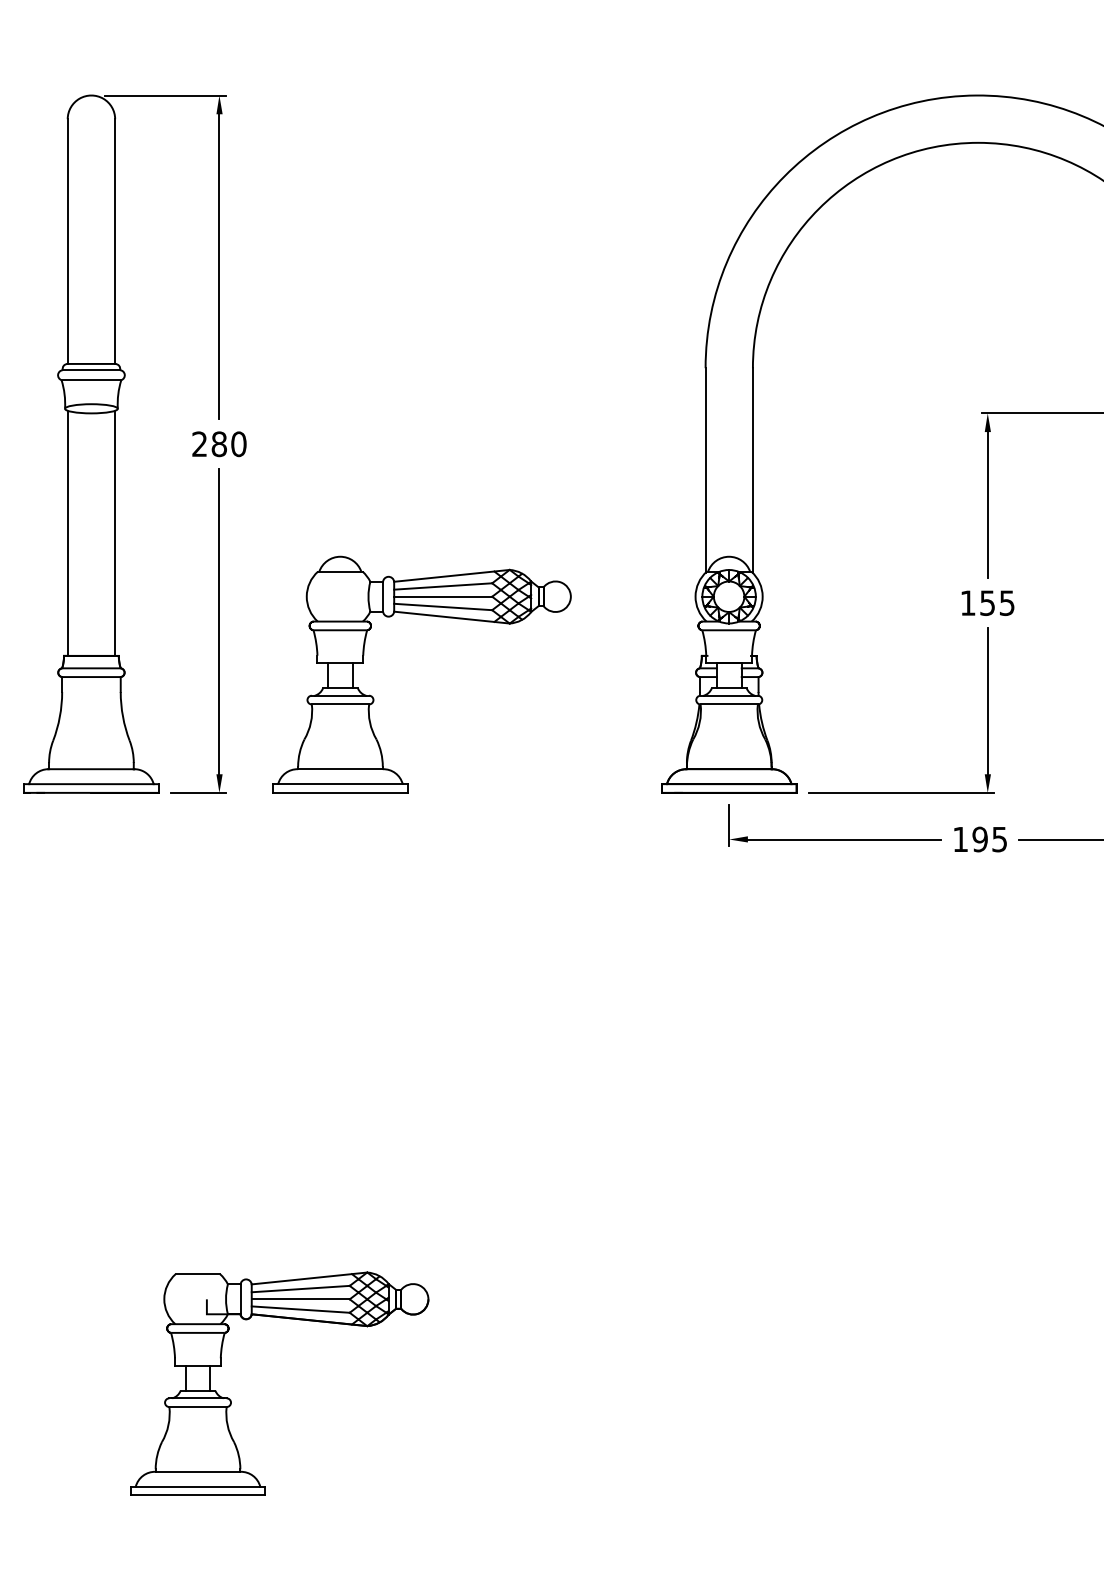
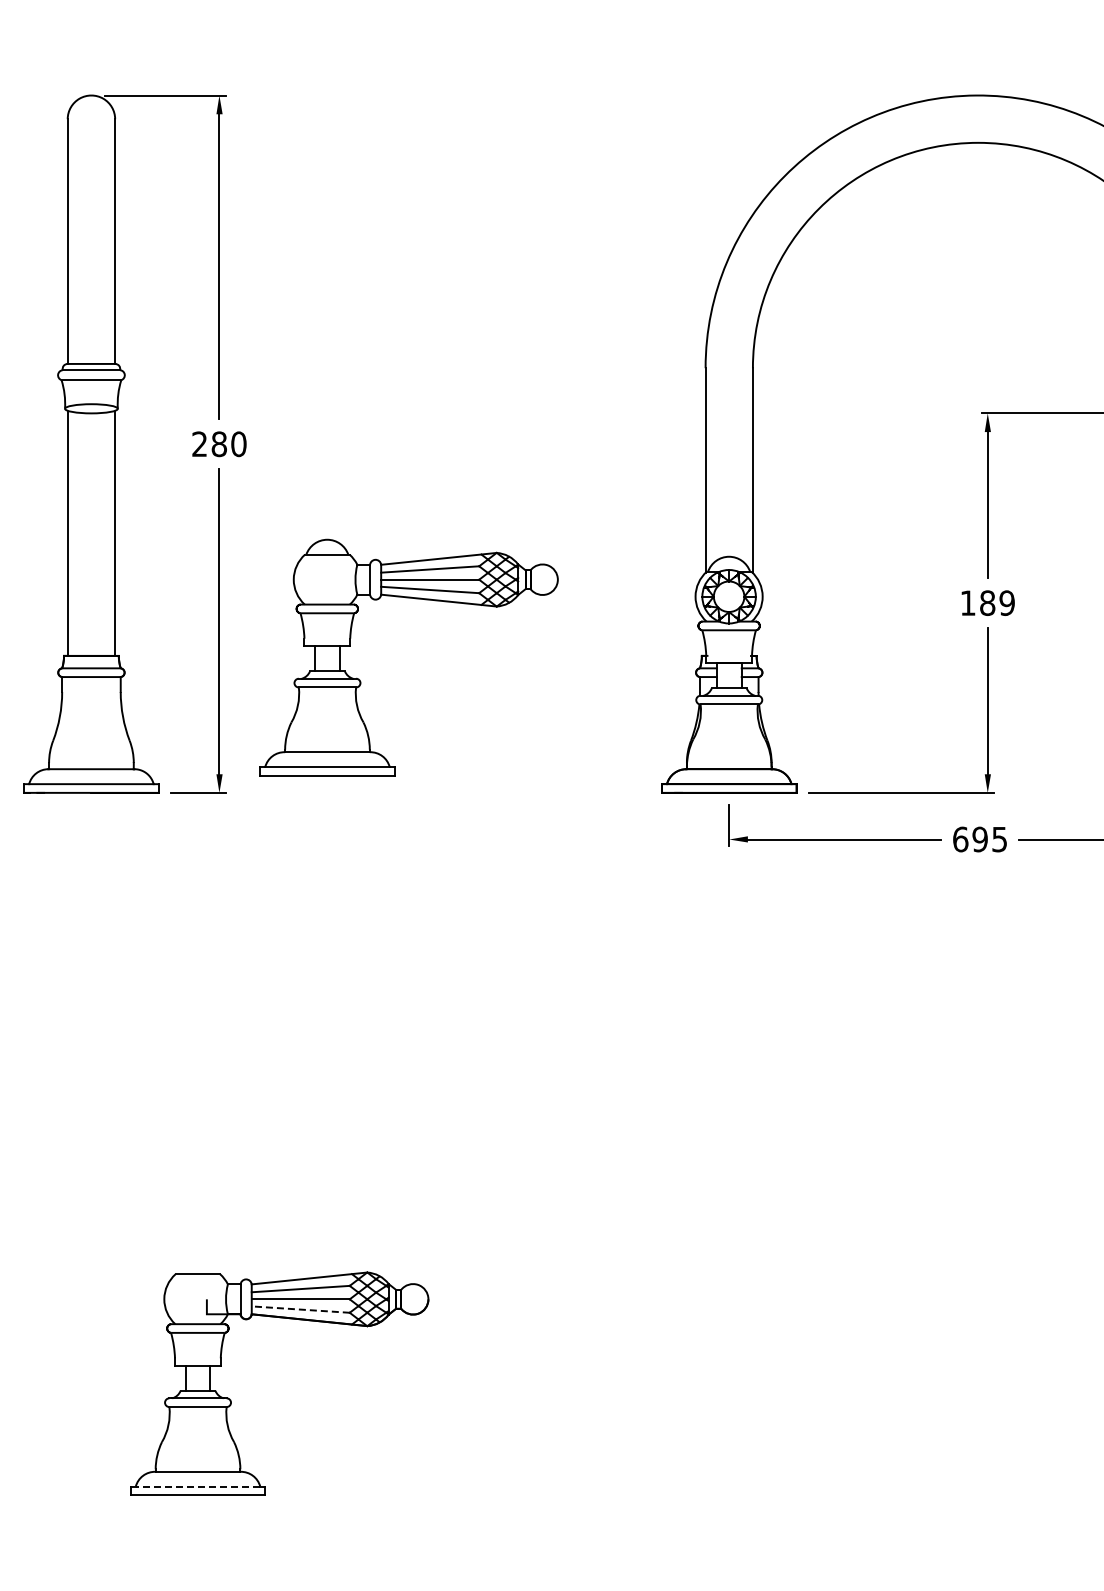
text: 155 -> 189 (997, 602)
part position: (374, 698) -> (361, 681) (361, 681)
text: 195 -> 695 (960, 839)
line: solid -> dashed (300, 1309)
line: solid -> dashed (197, 1486)
